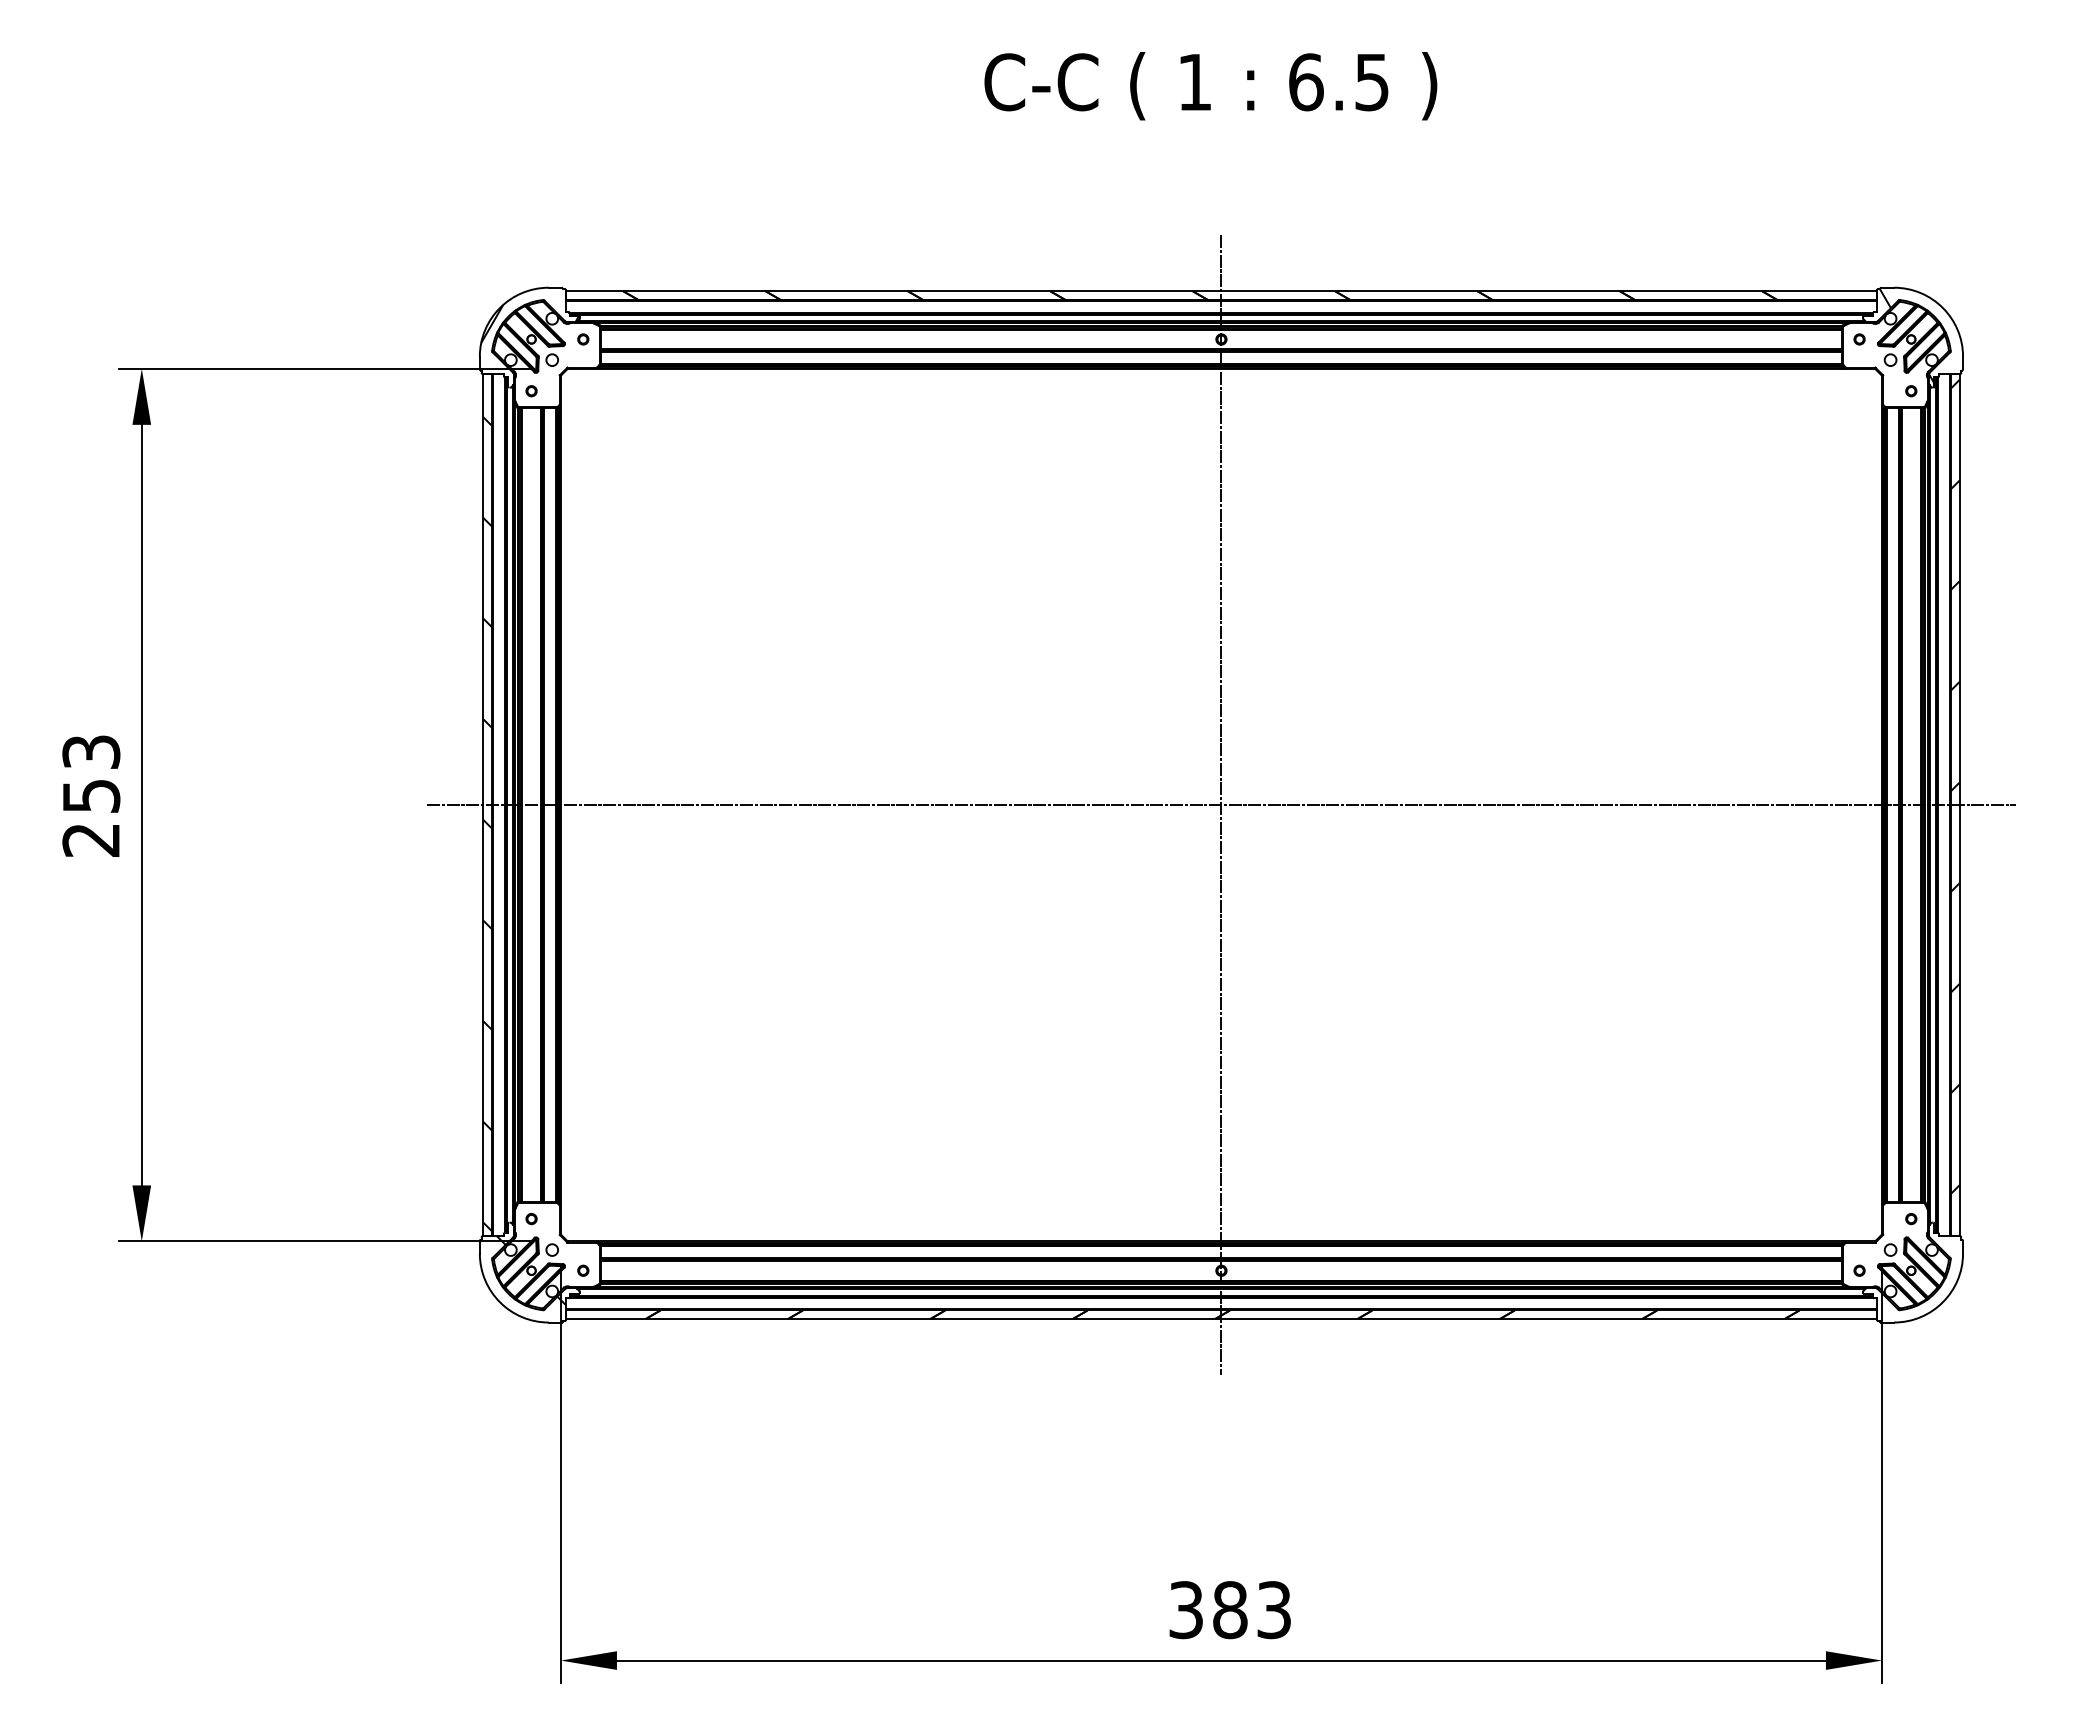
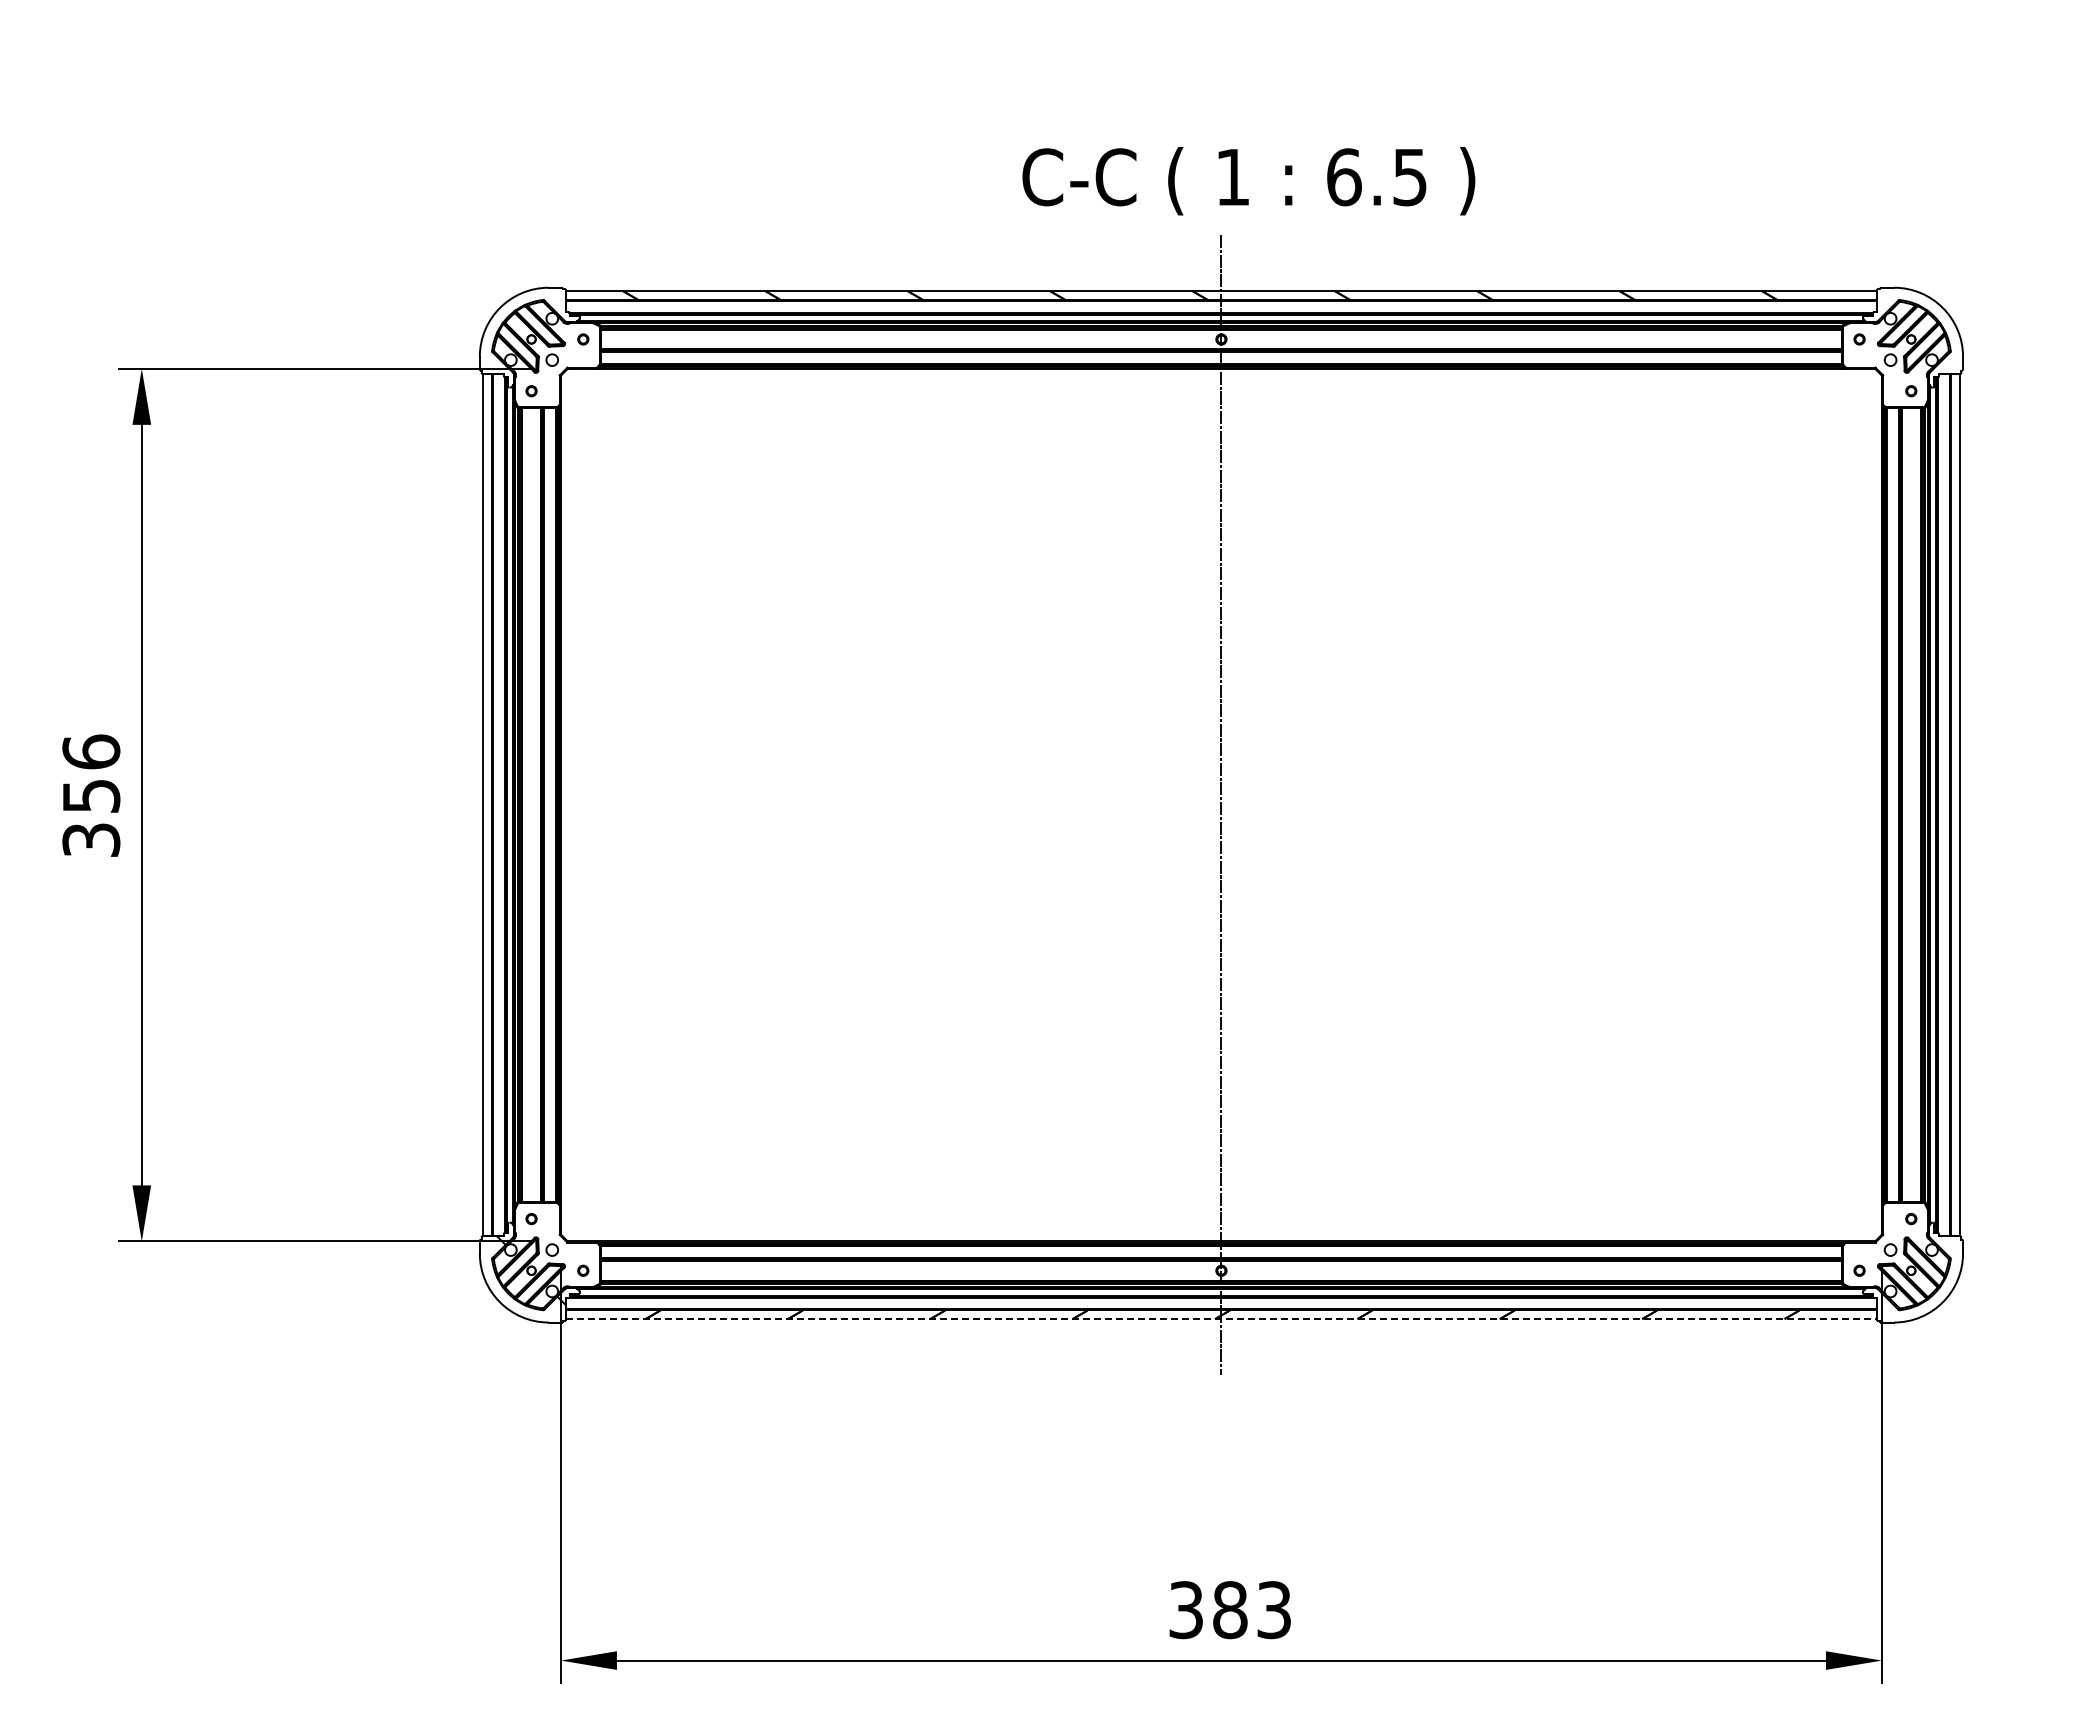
text position: (1210, 86) -> (1248, 181) (1248, 181)
hatch: present -> none (529, 323)
hatch: present -> none (1907, 336)
hatch: present -> none (1954, 786)
text: 253 -> 356 (91, 795)
line: present -> none (1221, 805)
hatch: present -> none (487, 824)
line: solid -> dashed (1221, 1319)
